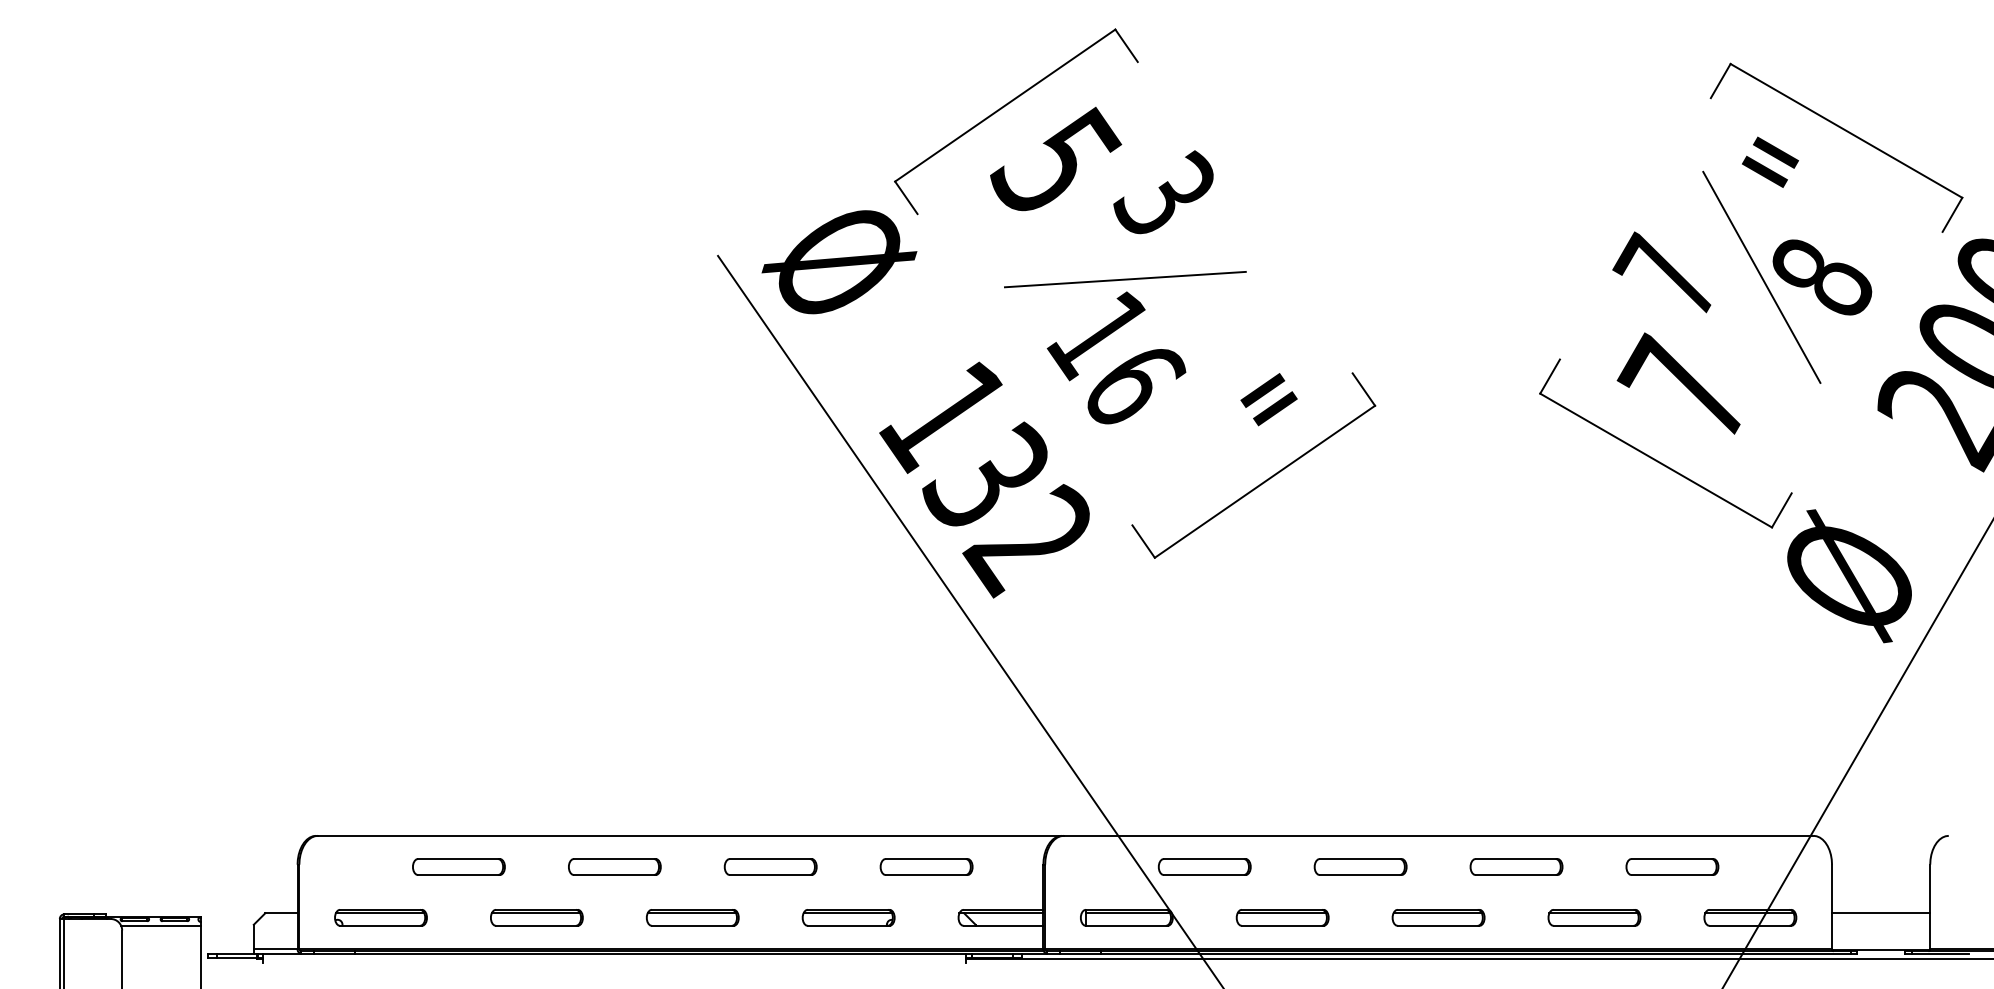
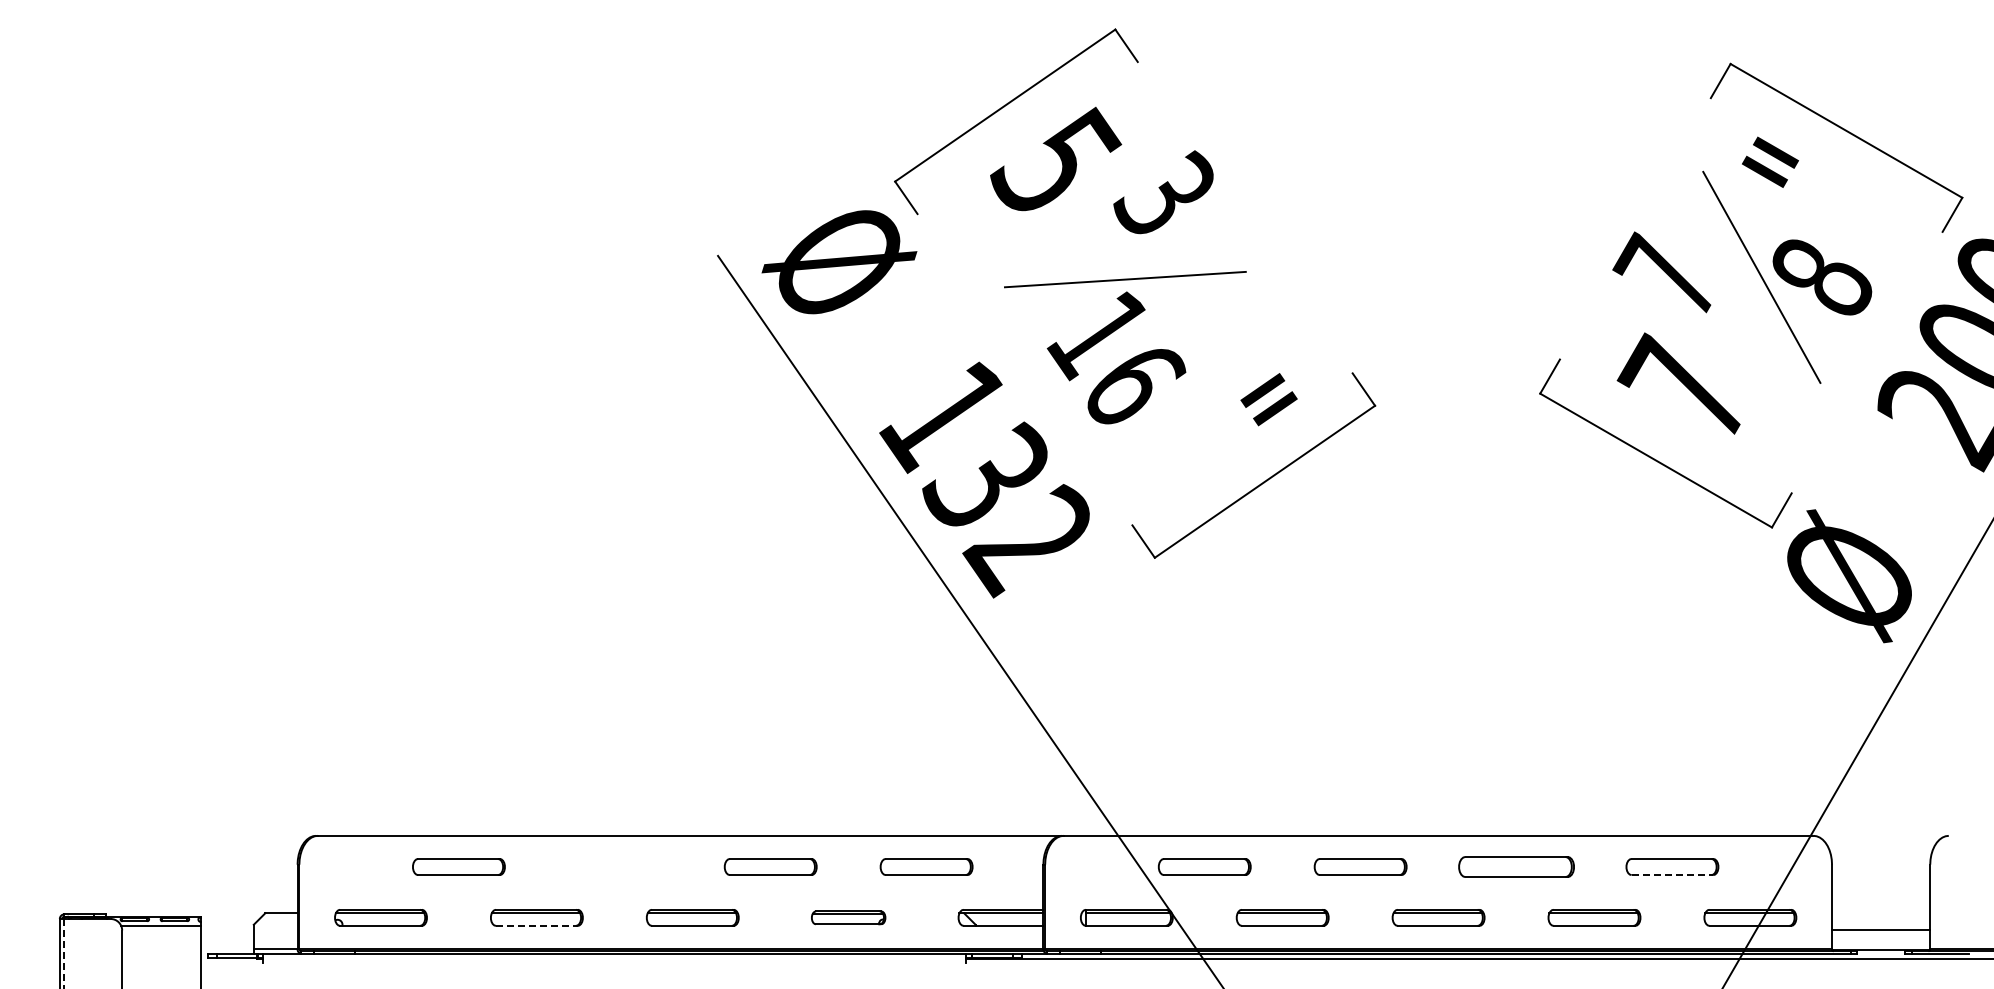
part: present -> none (614, 866)
part size: 95x18 px -> 117x22 px (1516, 866)
line: solid -> dashed (1672, 875)
line position: (1881, 913) -> (1881, 930) (1881, 930)
part size: 95x18 px -> 76x16 px (848, 917)
line: solid -> dashed (536, 925)
line: solid -> dashed (64, 953)
